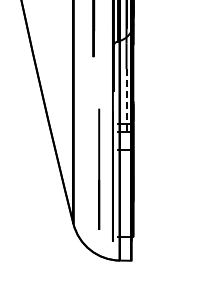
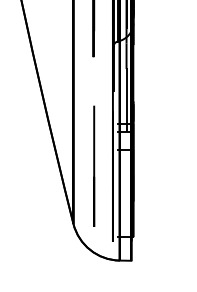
line: dashed -> solid (126, 99)
line position: (99, 168) -> (94, 165) (94, 165)
